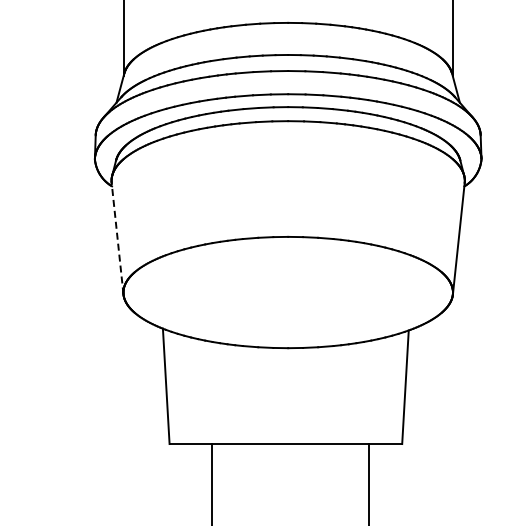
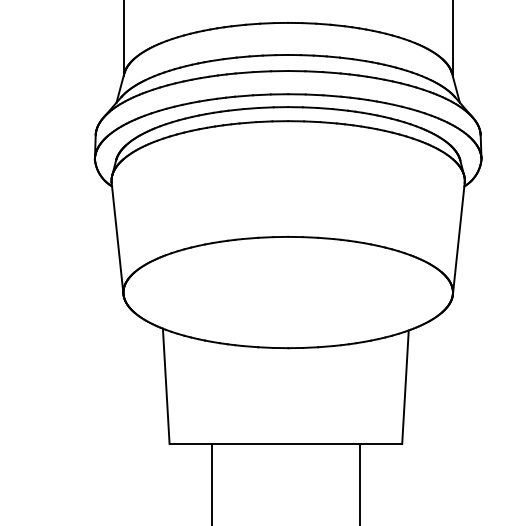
line: dashed -> solid (117, 238)
line position: (369, 483) -> (360, 483) (360, 483)
